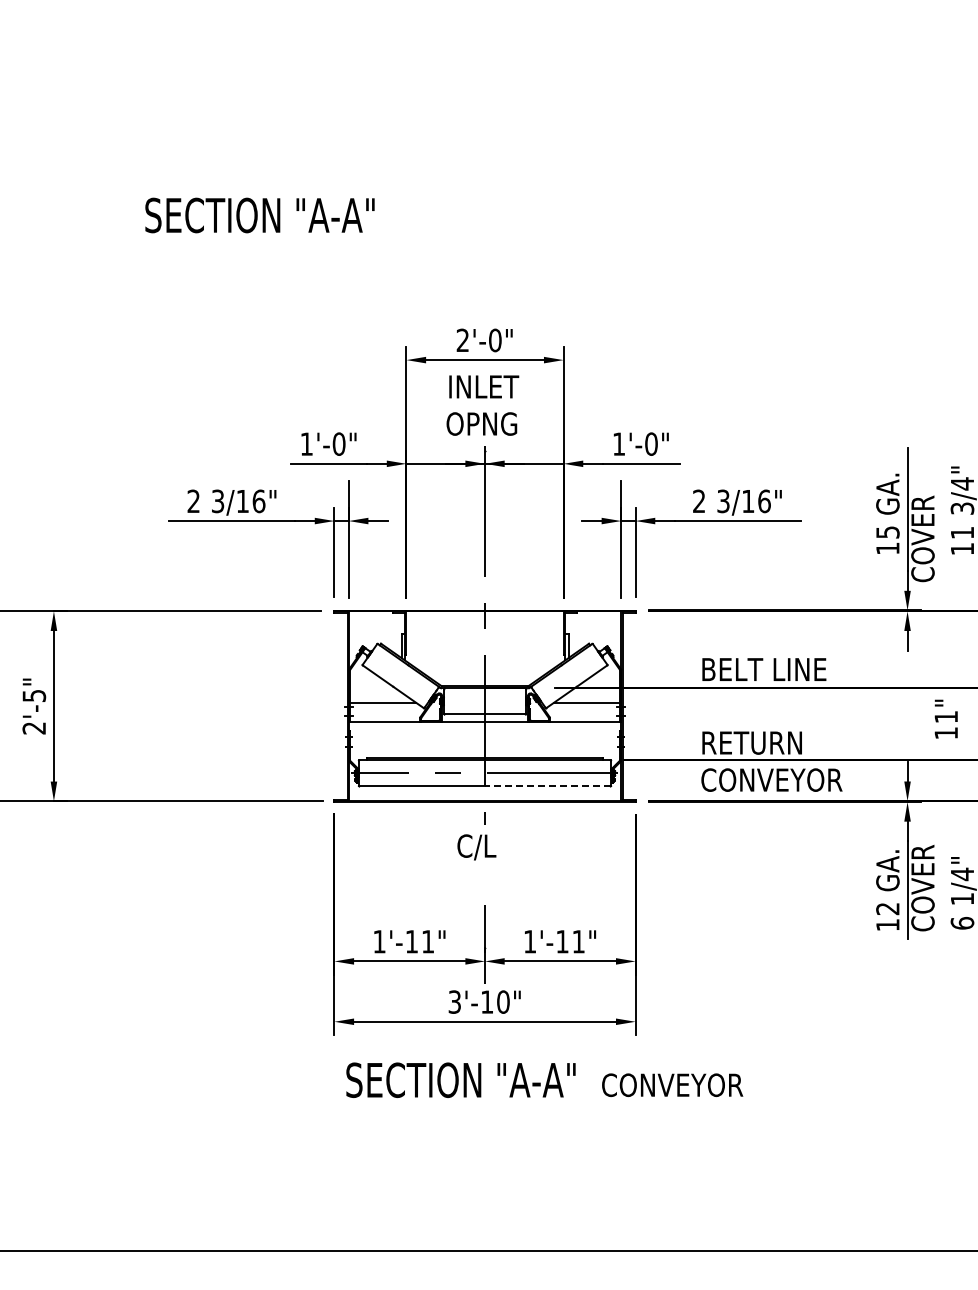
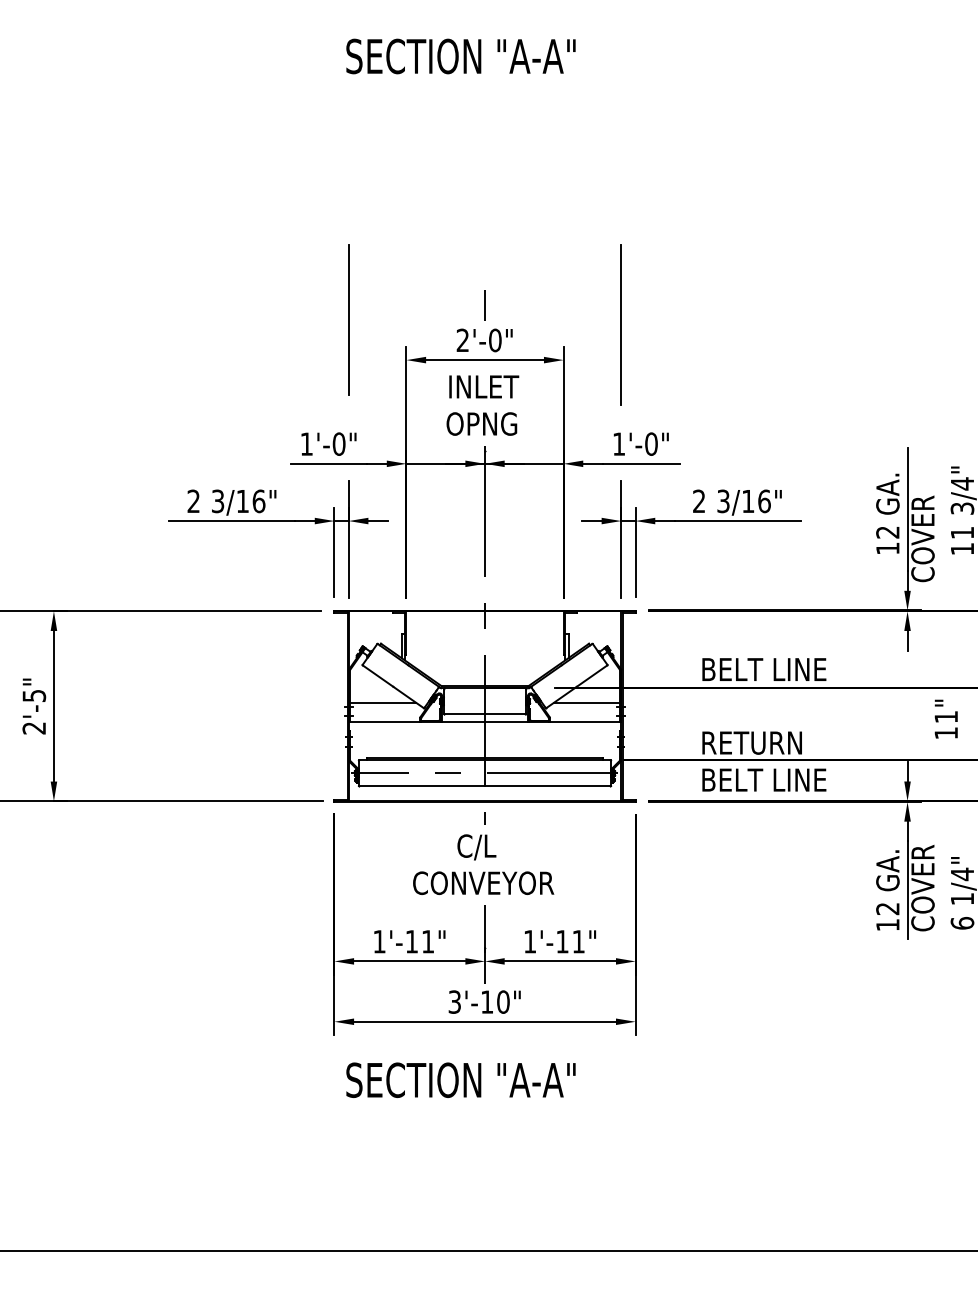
text position: (259, 215) -> (460, 56) (460, 56)
line: none -> present (485, 305)
line: none -> present (348, 319)
line: none -> present (621, 324)
text: 15 -> 12 (887, 532)
text: CONVEYOR -> BELT LINE (771, 779)
line: dashed -> solid (547, 786)
text position: (672, 1084) -> (483, 882) (483, 882)
